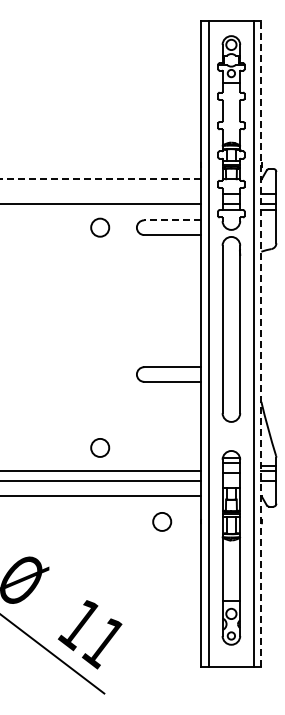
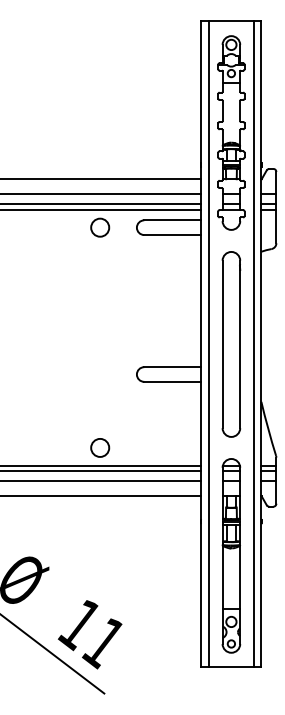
line: dashed -> solid (100, 179)
line: none -> present (101, 194)
line: none -> present (101, 209)
line: dashed -> solid (172, 220)
part position: (231, 329) -> (231, 344) (231, 344)
line: dashed -> solid (261, 343)
line: none -> present (101, 465)
circle: present -> none (162, 521)
part position: (231, 547) -> (231, 555) (231, 555)
